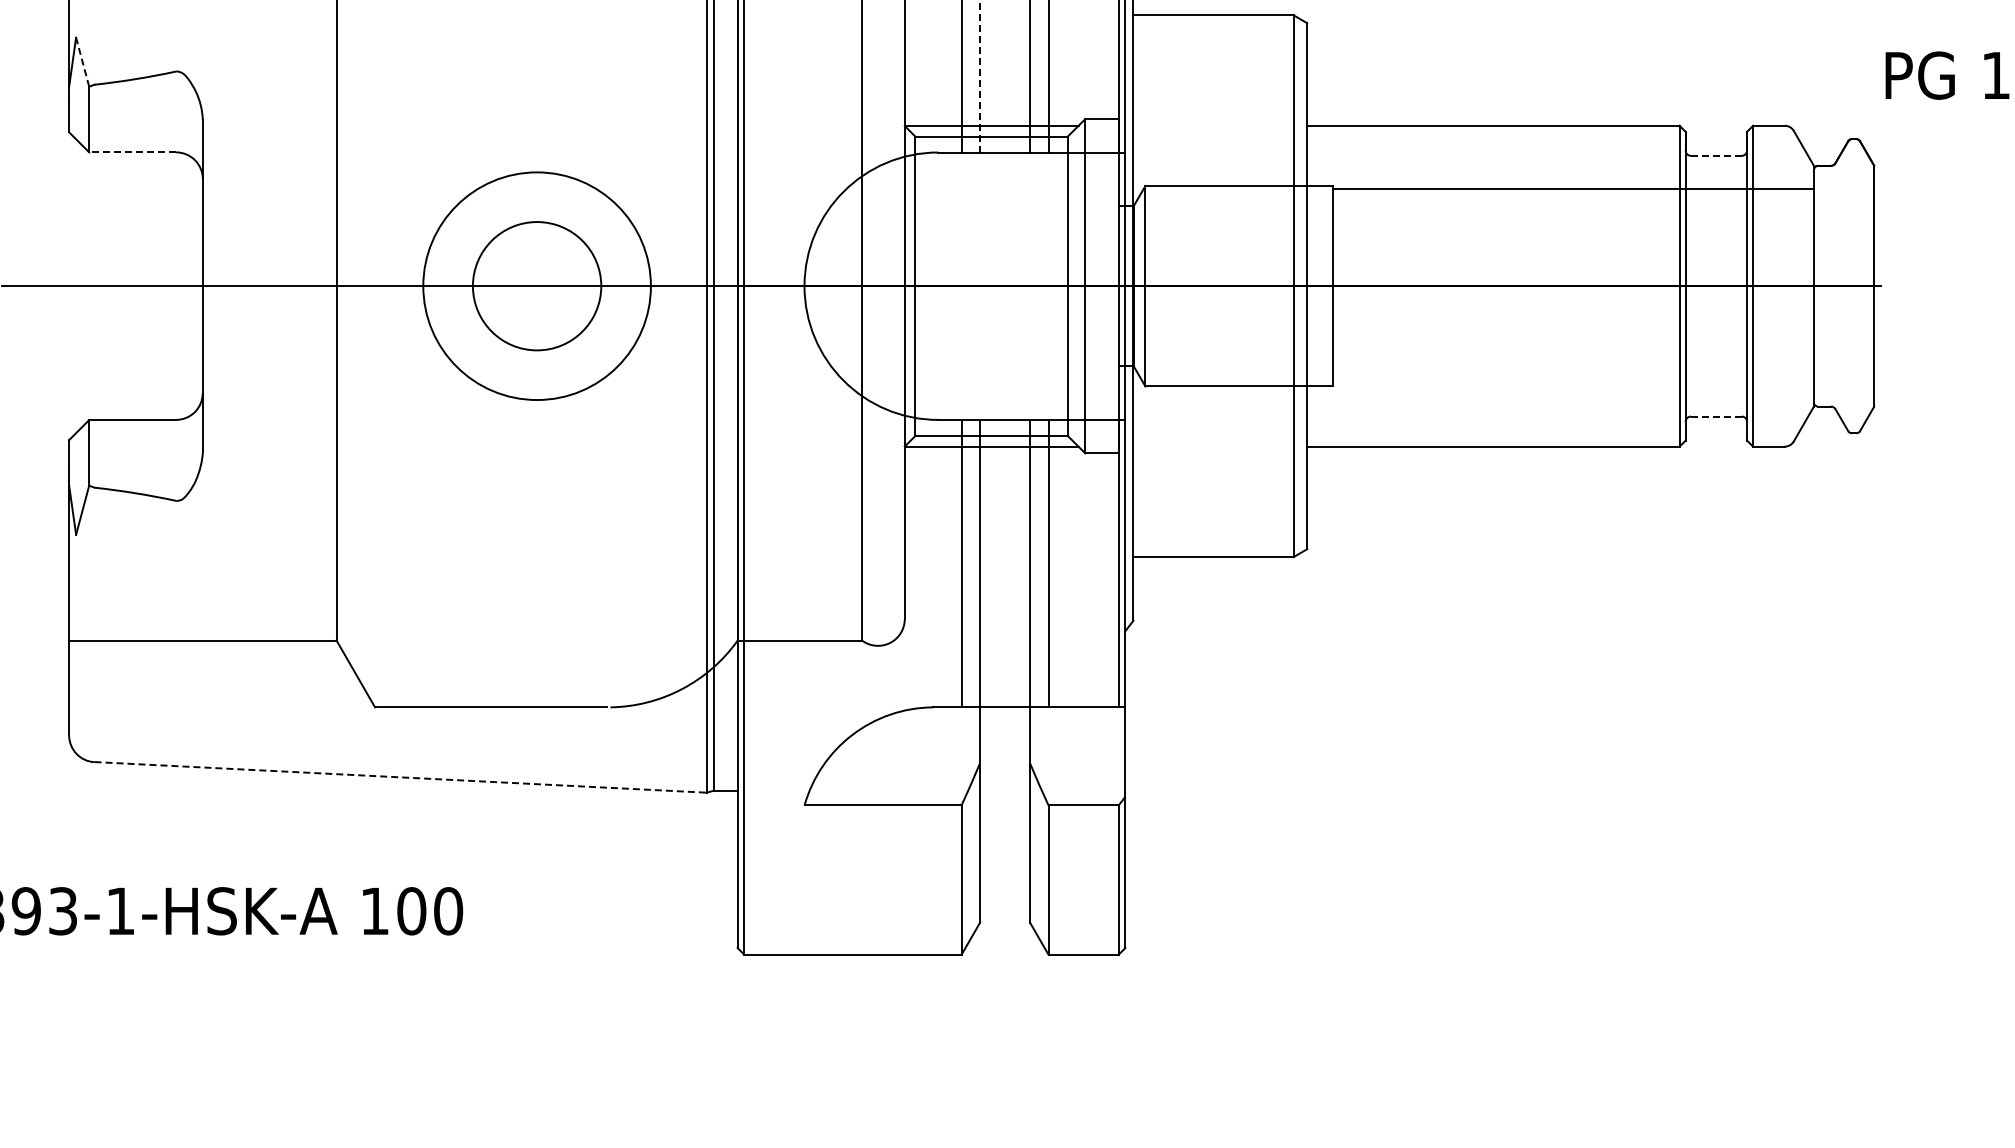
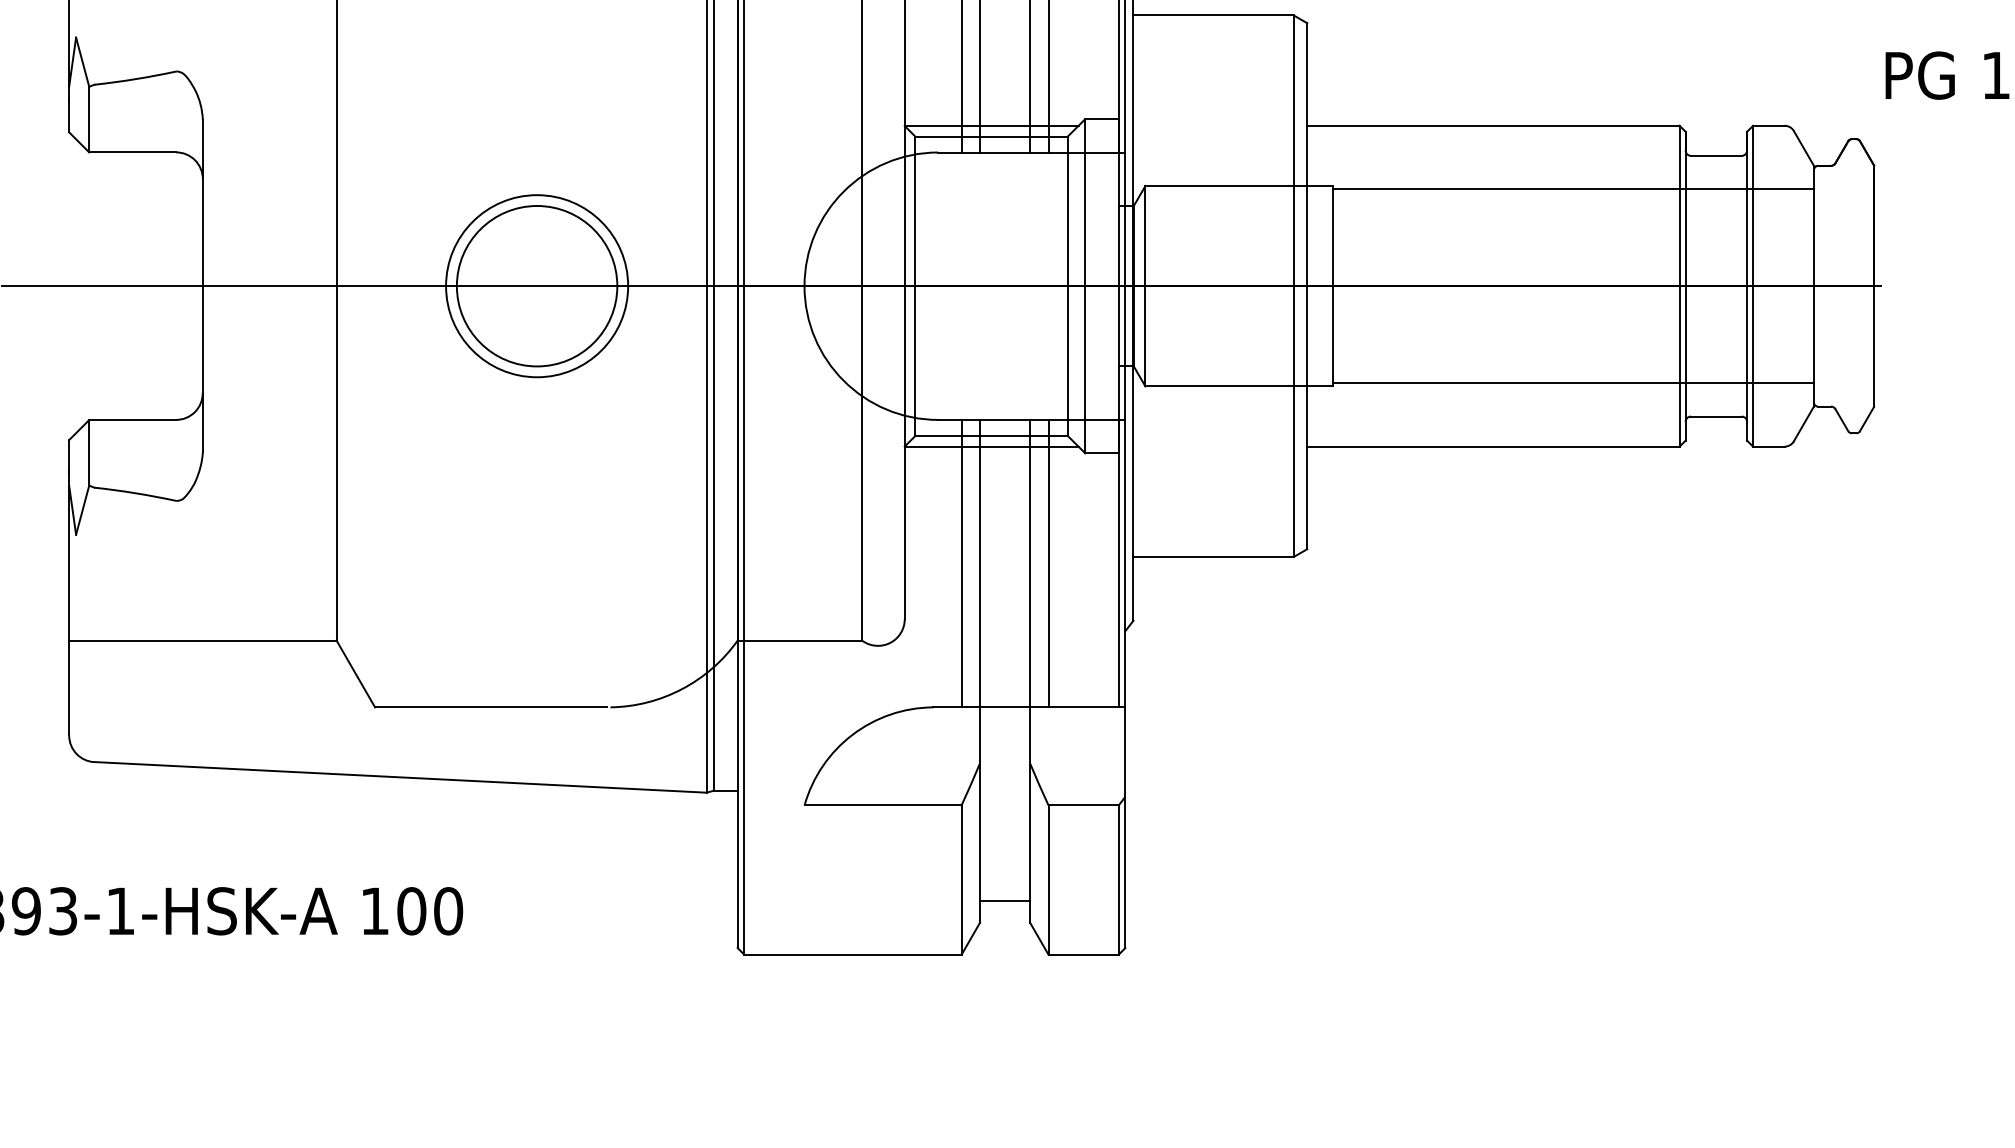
line: dashed -> solid (82, 61)
line: dashed -> solid (979, 76)
line: dashed -> solid (132, 152)
line: dashed -> solid (1715, 155)
circle diameter: 128 px -> 160 px (536, 286)
circle diameter: 228 px -> 182 px (537, 286)
line: none -> present (1572, 383)
line: dashed -> solid (1716, 416)
line: dashed -> solid (401, 777)
line: none -> present (1004, 901)
